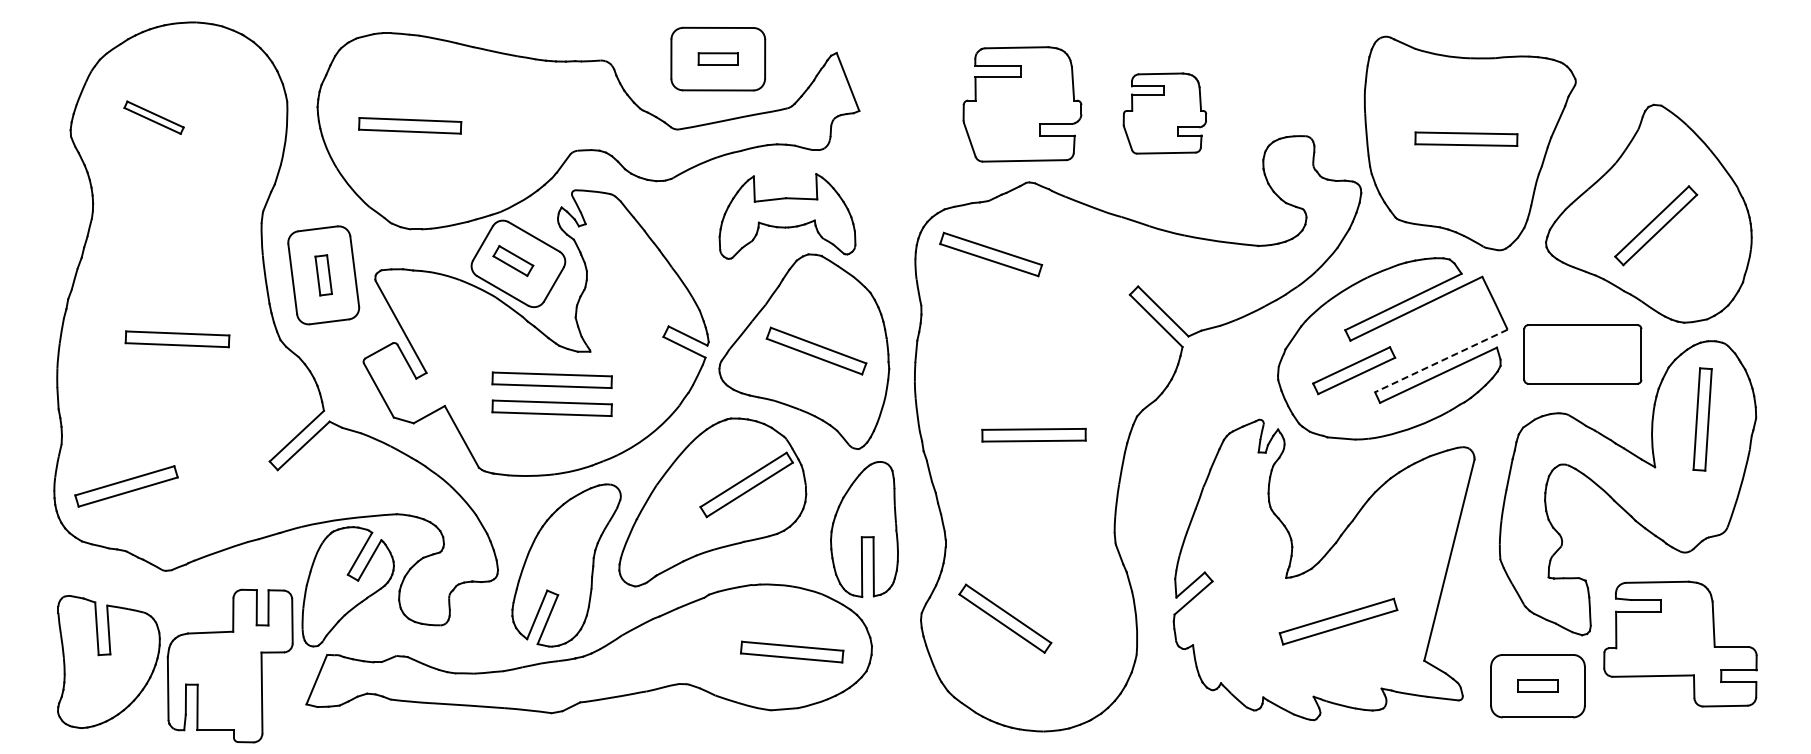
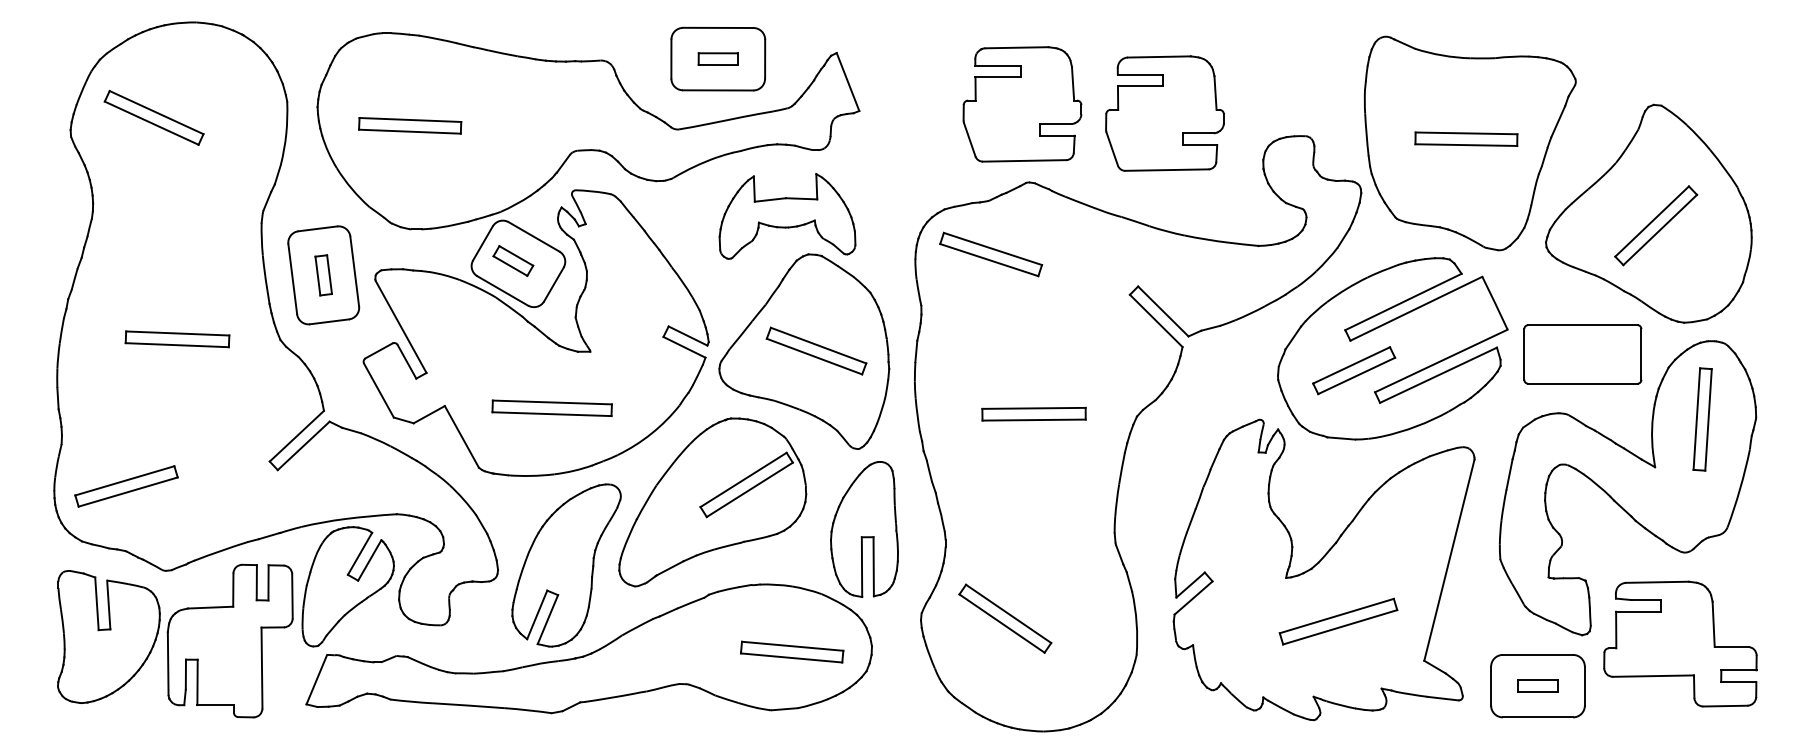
part size: 86x83 px -> 120x117 px (1164, 113)
part size: 62x35 px -> 102x57 px (153, 117)
line: dashed -> solid (1440, 361)
part: present -> none (551, 379)
part position: (1033, 434) -> (1033, 413) (1033, 413)
part position: (175, 665) -> (175, 640) (175, 640)
